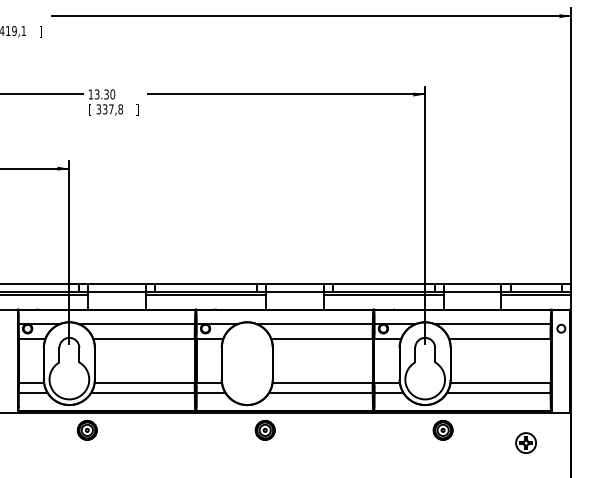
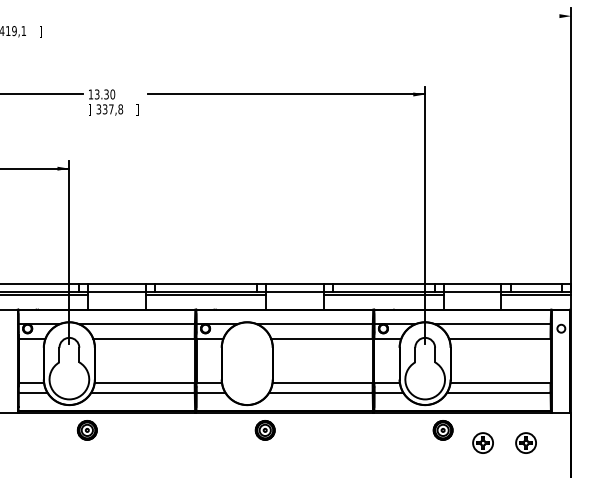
line: present -> none (311, 16)
text: [ -> ] (89, 109)
part: none -> present (482, 442)
